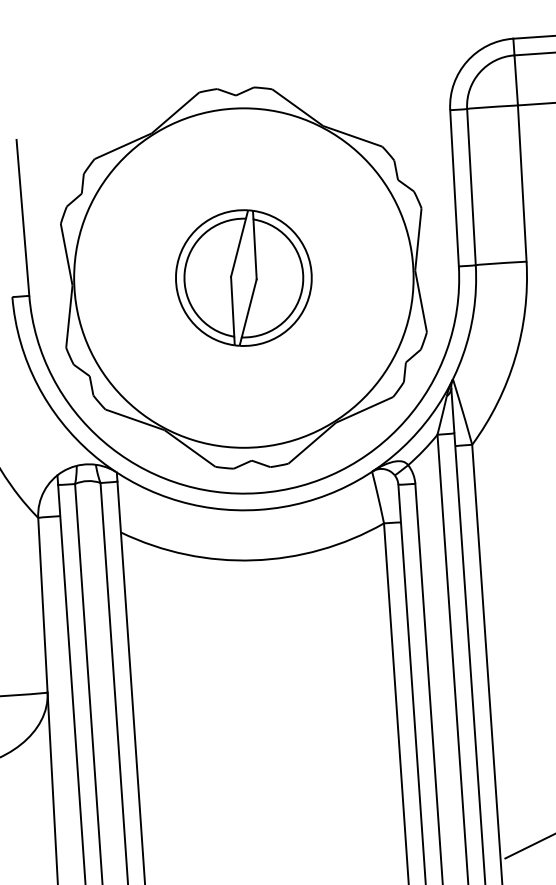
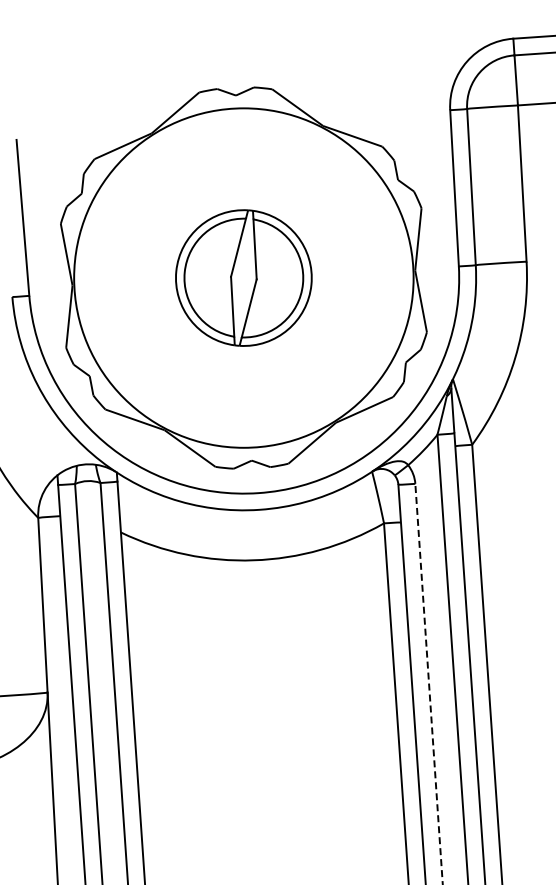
line: solid -> dashed (429, 684)
line: present -> none (528, 846)
